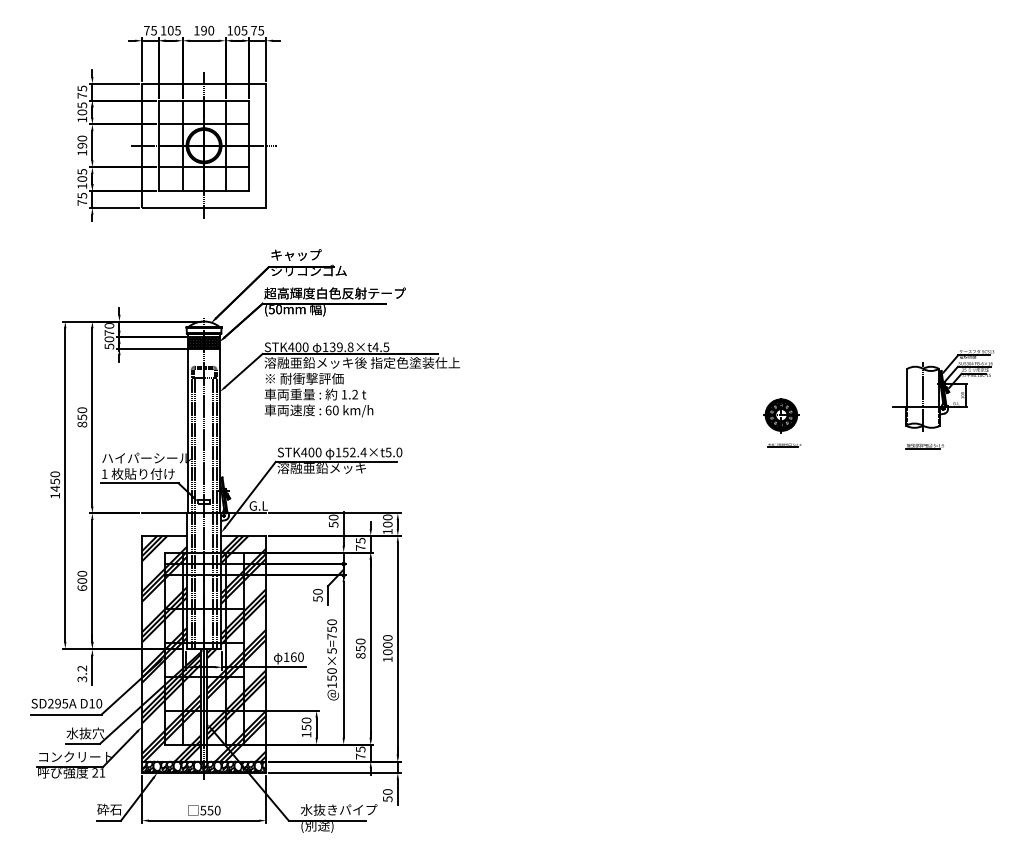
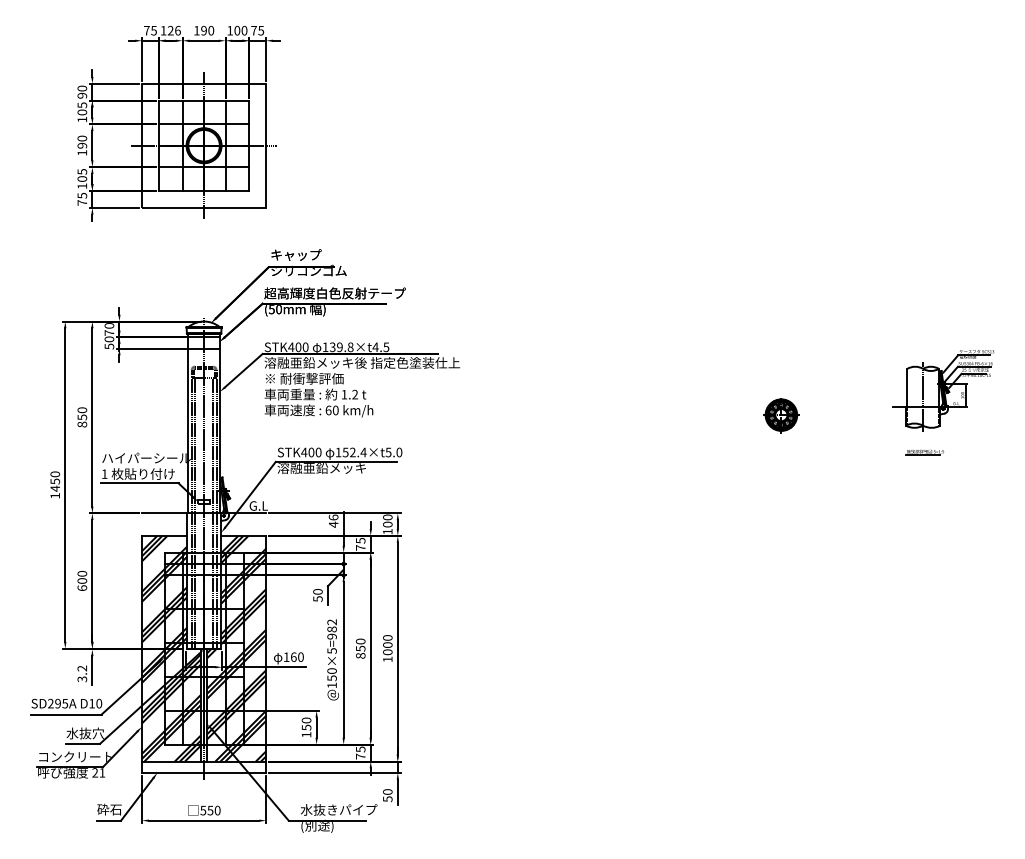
text: 105 -> 126 (173, 30)
text: 105 -> 100 (244, 30)
text: 75 -> 90 (82, 91)
hatch: present -> none (203, 342)
line: present -> none (784, 445)
part position: (924, 446) -> (924, 452) (924, 452)
text: 50 -> 46 (333, 520)
text: @150×5=750 -> @150×5=982 (331, 629)
hatch: present -> none (204, 766)
